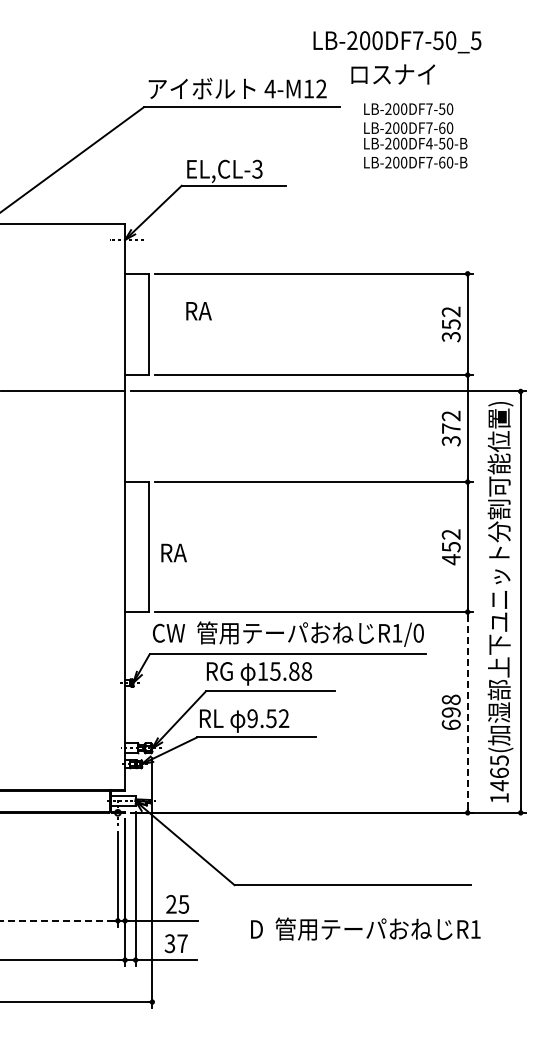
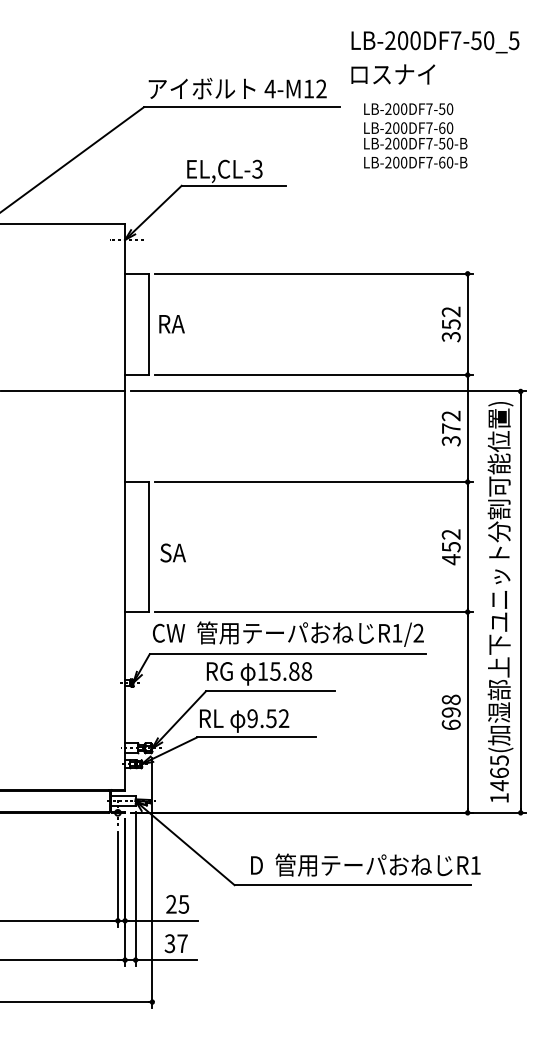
text position: (397, 42) -> (435, 42) (435, 42)
text: LB-200DF4-50-B -> LB-200DF7-50-B (428, 143)
text position: (198, 311) -> (171, 324) (171, 324)
text: RA -> SA (173, 552)
text: R1/0 -> R1/2 (418, 633)
line: dashed -> solid (467, 712)
line: dashed -> solid (57, 920)
text position: (365, 928) -> (365, 864) (365, 864)
